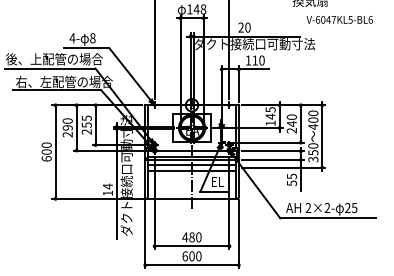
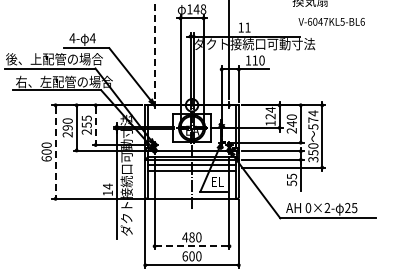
text position: (339, 19) -> (331, 21) (331, 21)
text: 20 -> 11 (244, 27)
text: 8 -> 4 (92, 38)
line: solid -> dashed (154, 49)
text: 145 -> 124 (270, 112)
text: 400 -> 574 (313, 119)
line: solid -> dashed (95, 125)
line: solid -> dashed (55, 152)
text: 2×2- -> 0×2- (308, 208)
line: solid -> dashed (192, 246)
